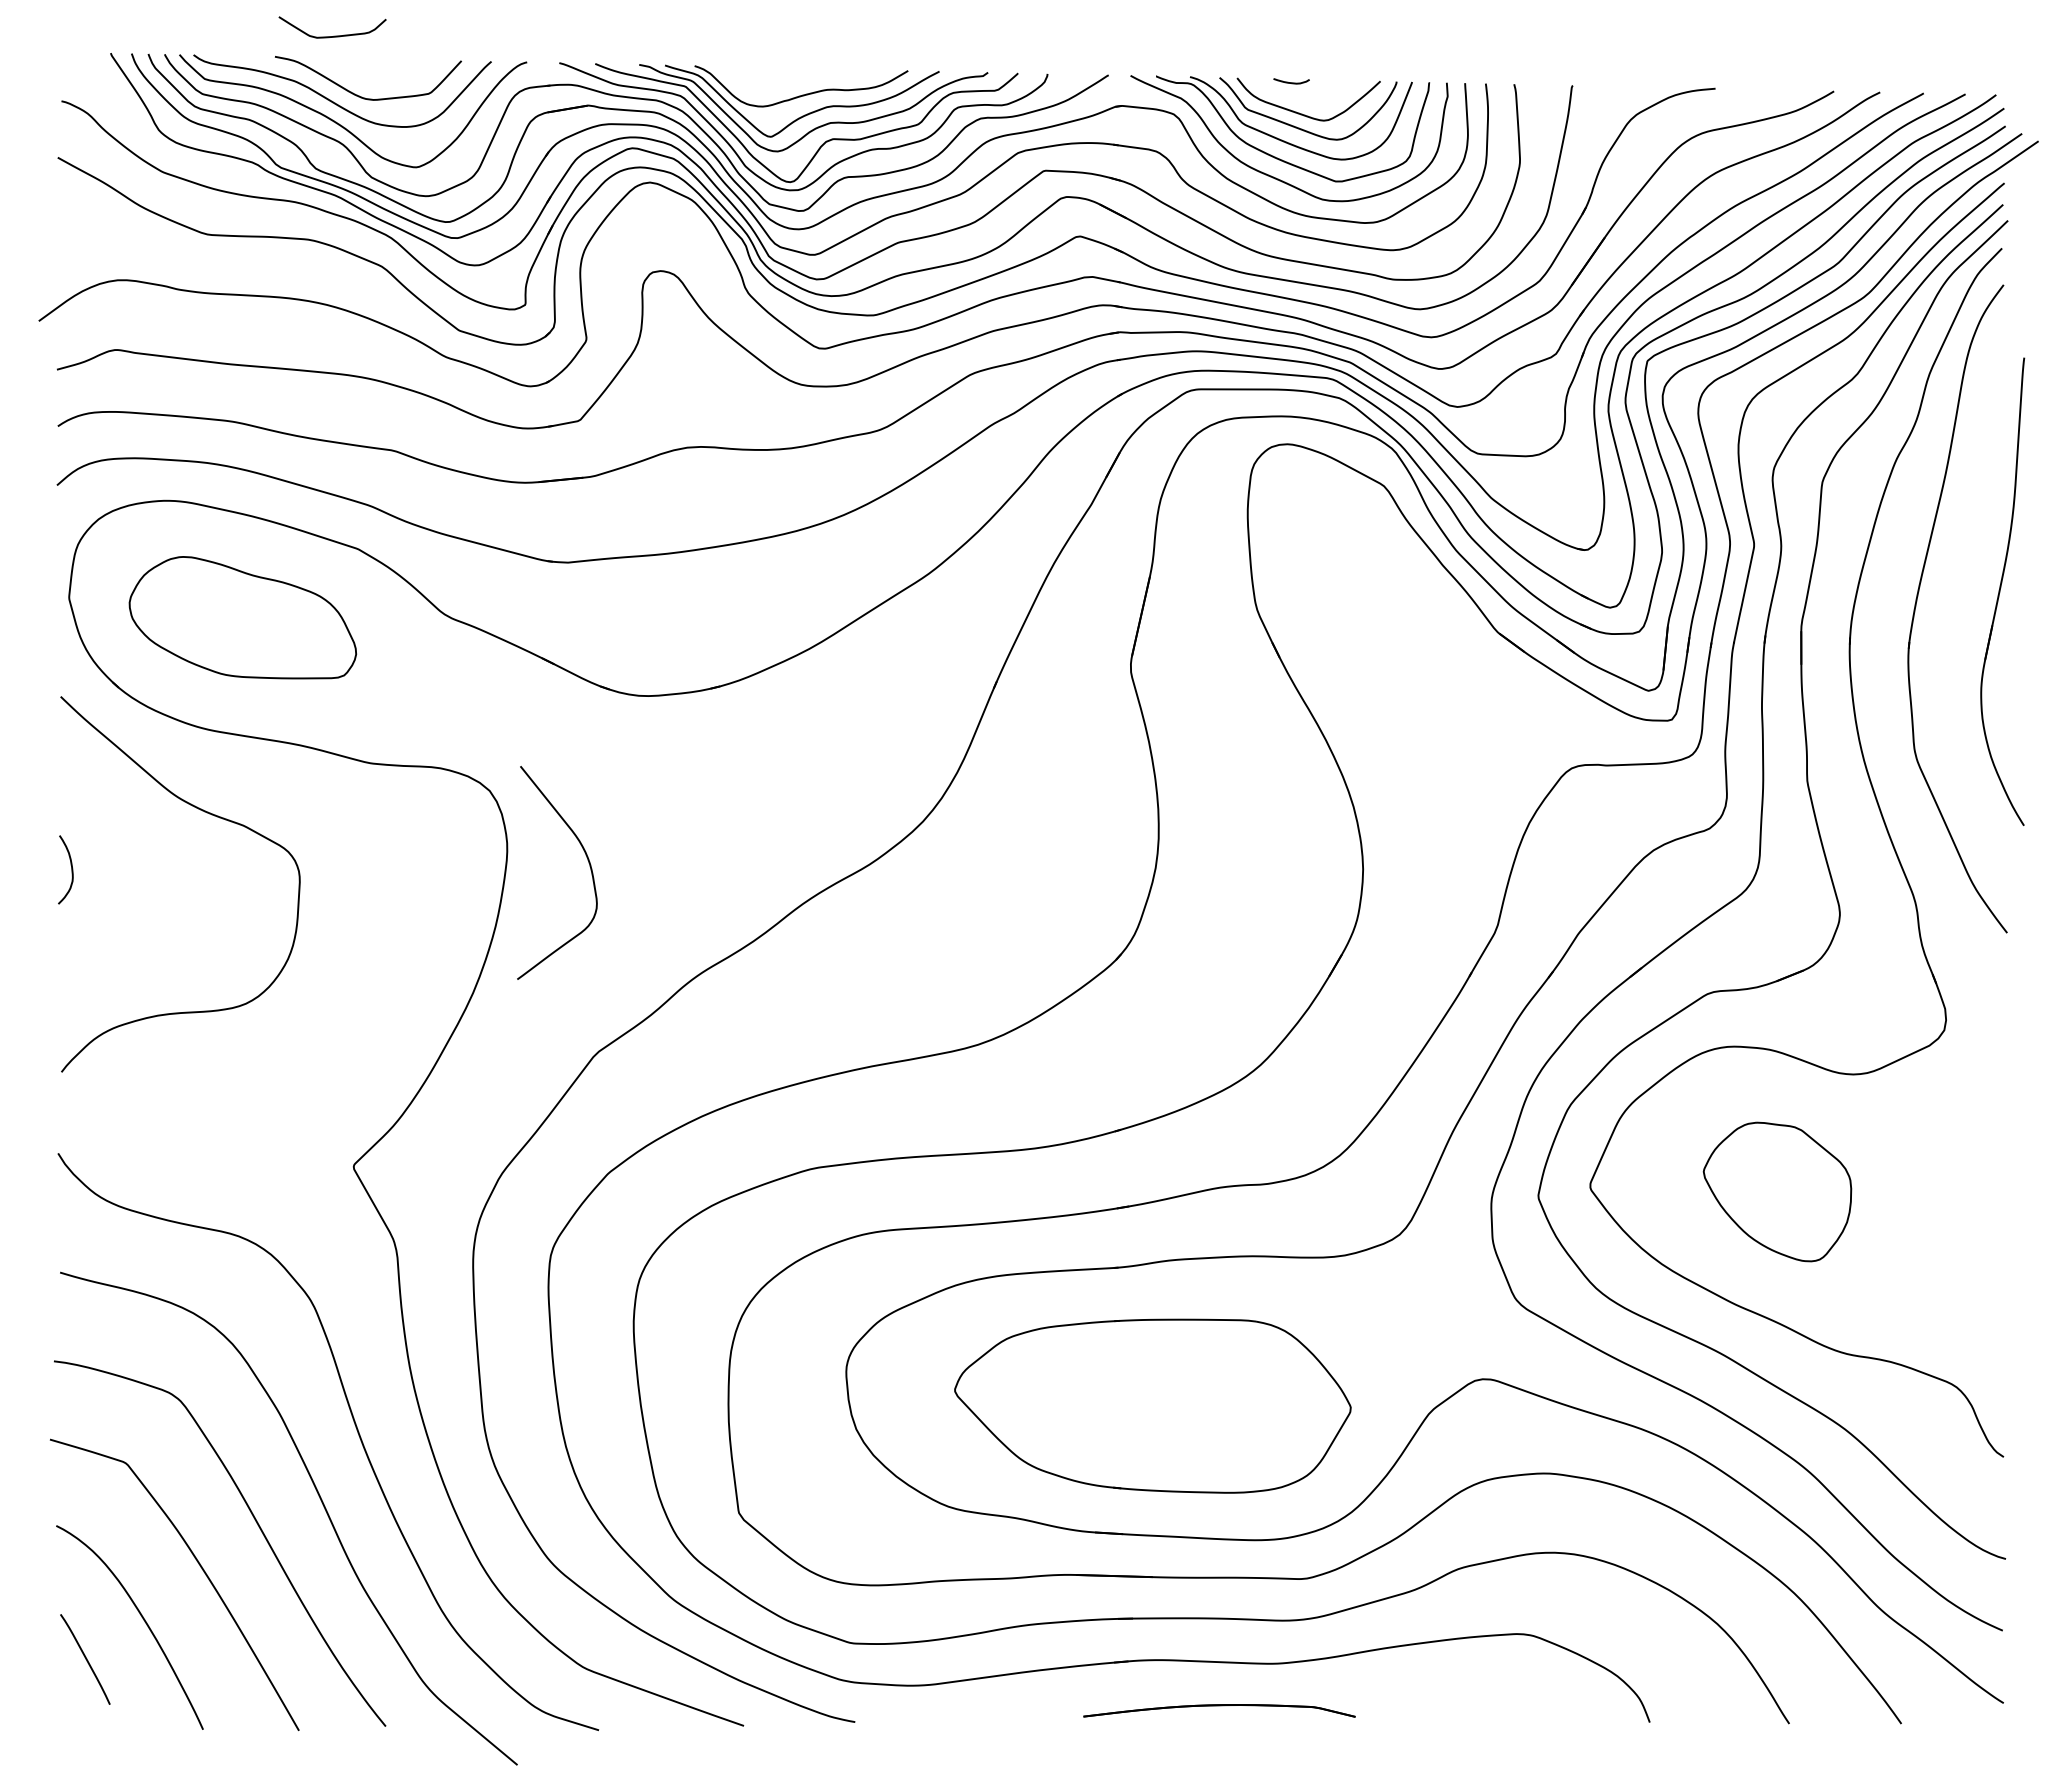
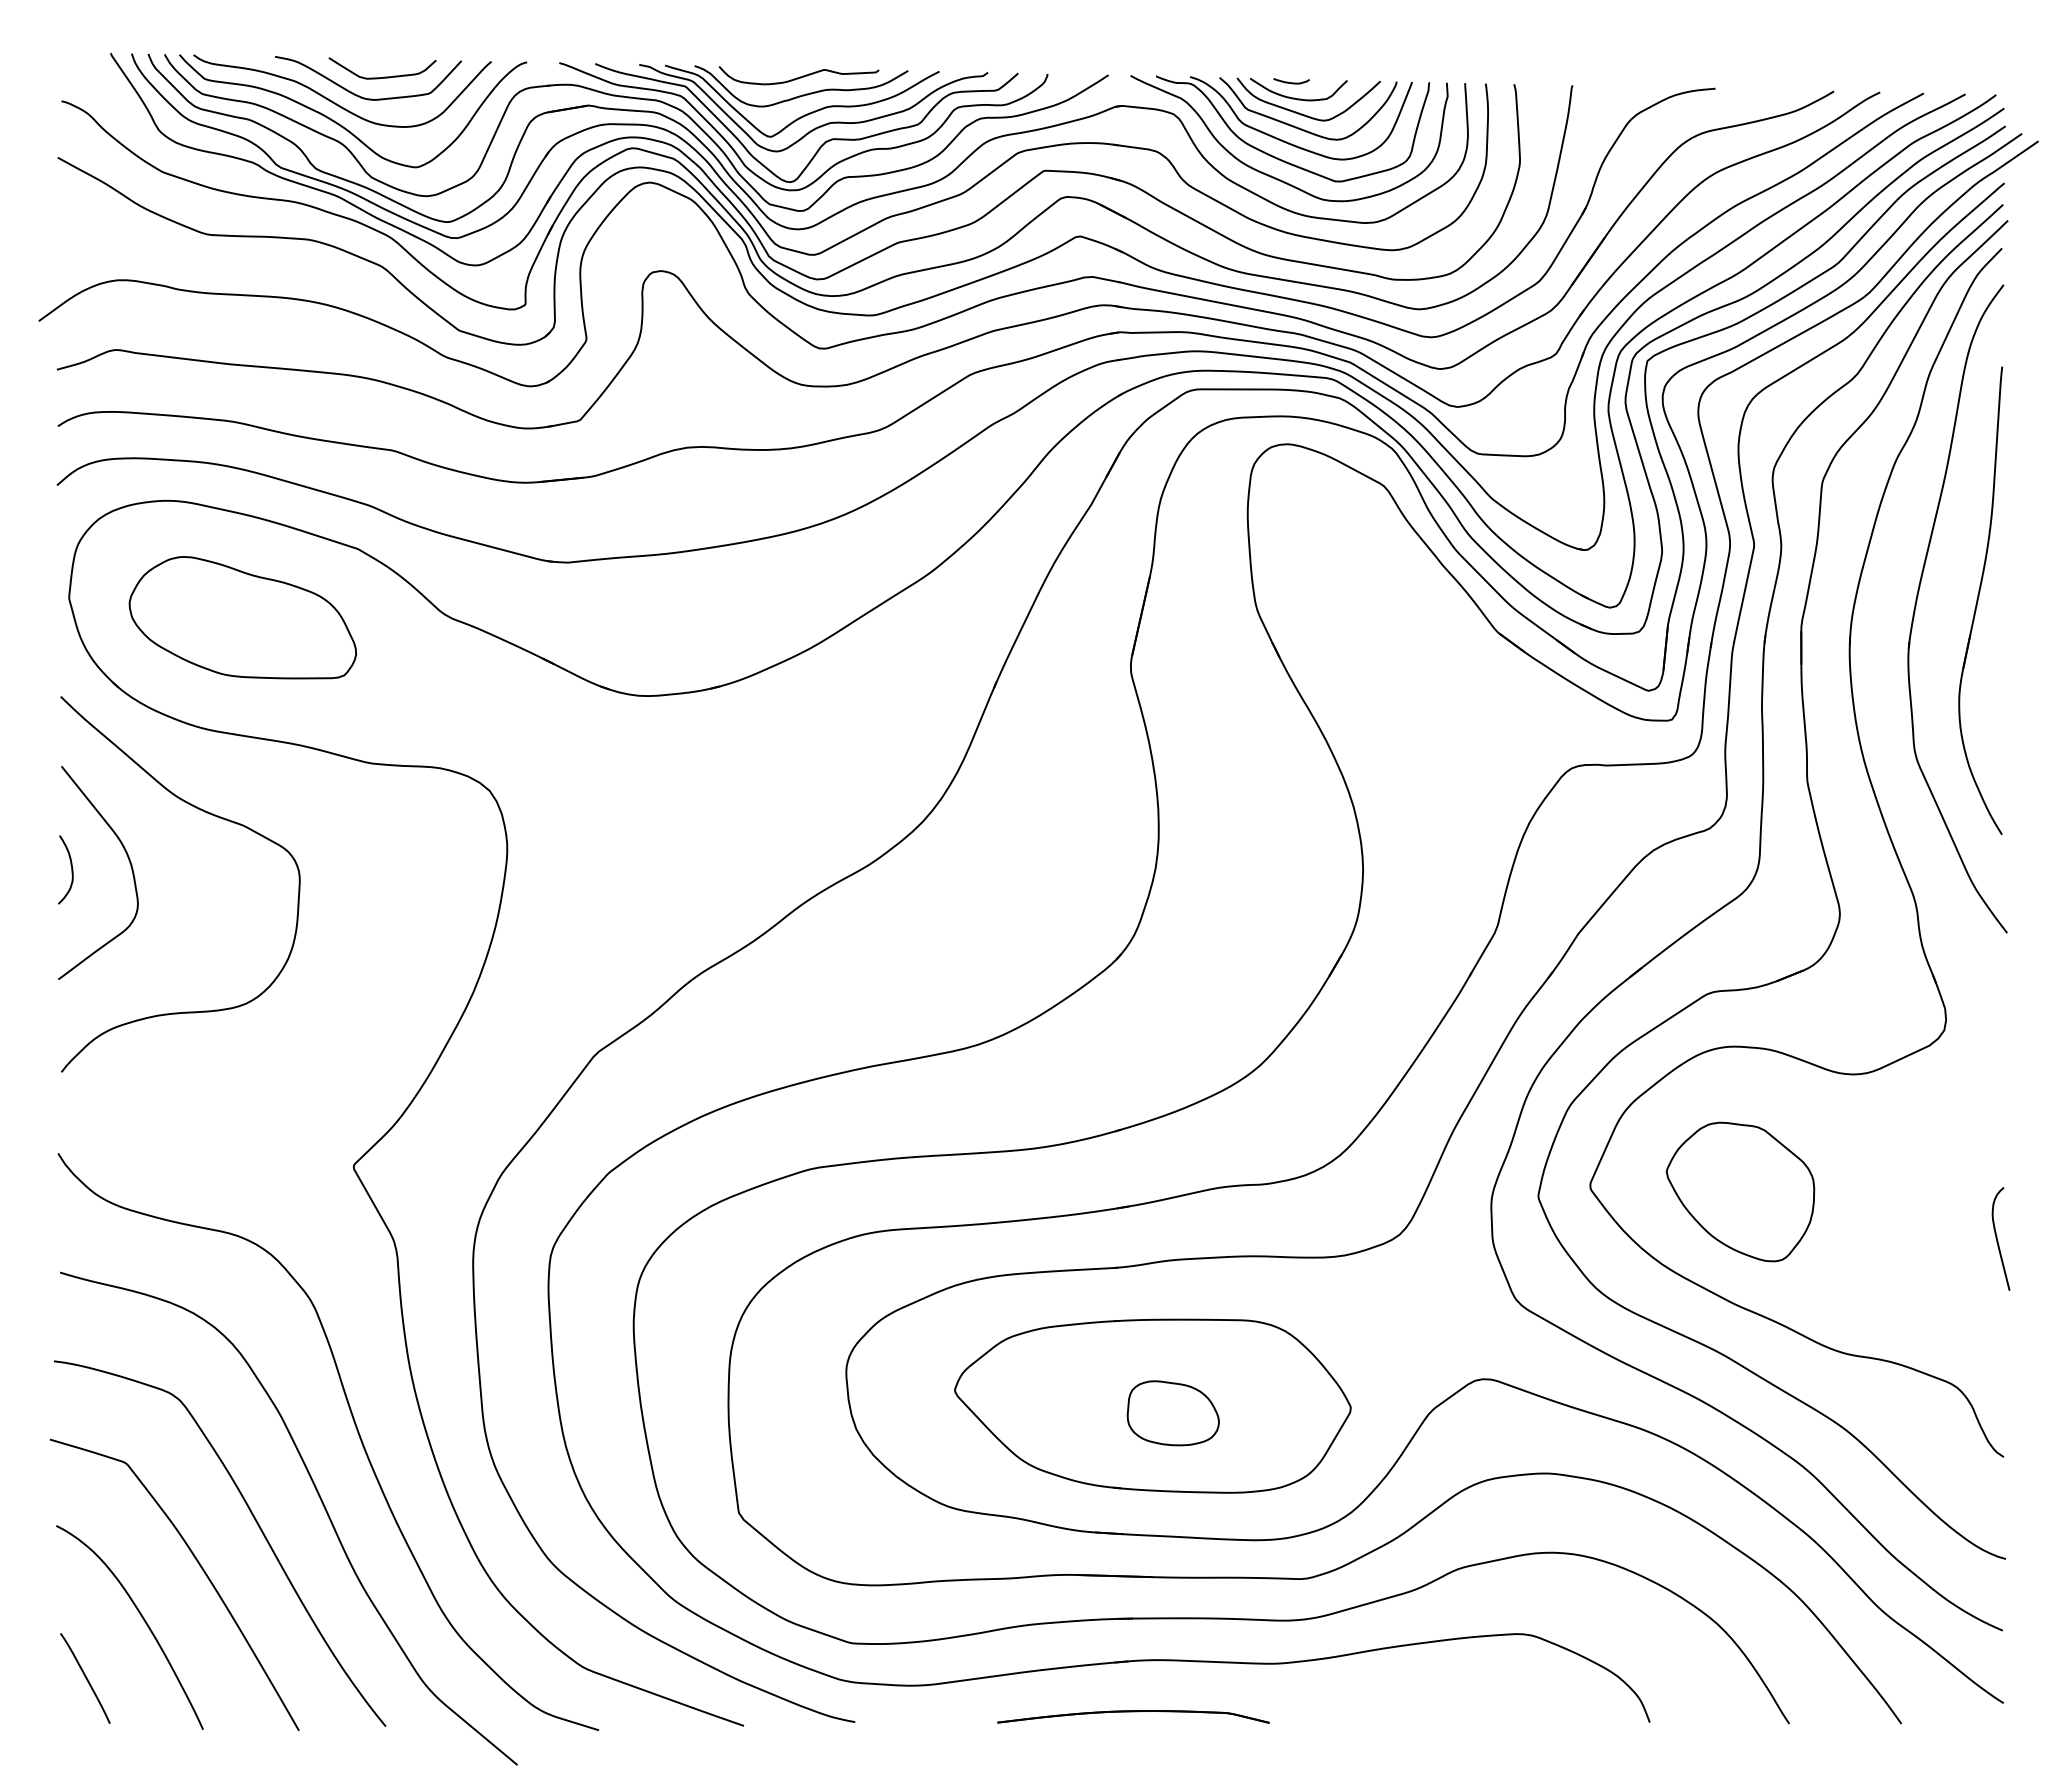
curve position: (333, 35) -> (383, 76) (383, 76)
curve: none -> present (799, 76)
curve: none -> present (1294, 97)
part position: (2002, 591) -> (1980, 600) (1980, 600)
curve position: (588, 863) -> (129, 863) (129, 863)
part position: (1777, 1191) -> (1740, 1191) (1740, 1191)
curve: none -> present (1998, 1240)
part: none -> present (1172, 1413)
curve position: (85, 1659) -> (85, 1678) (85, 1678)
part position: (1219, 1710) -> (1133, 1716) (1133, 1716)
